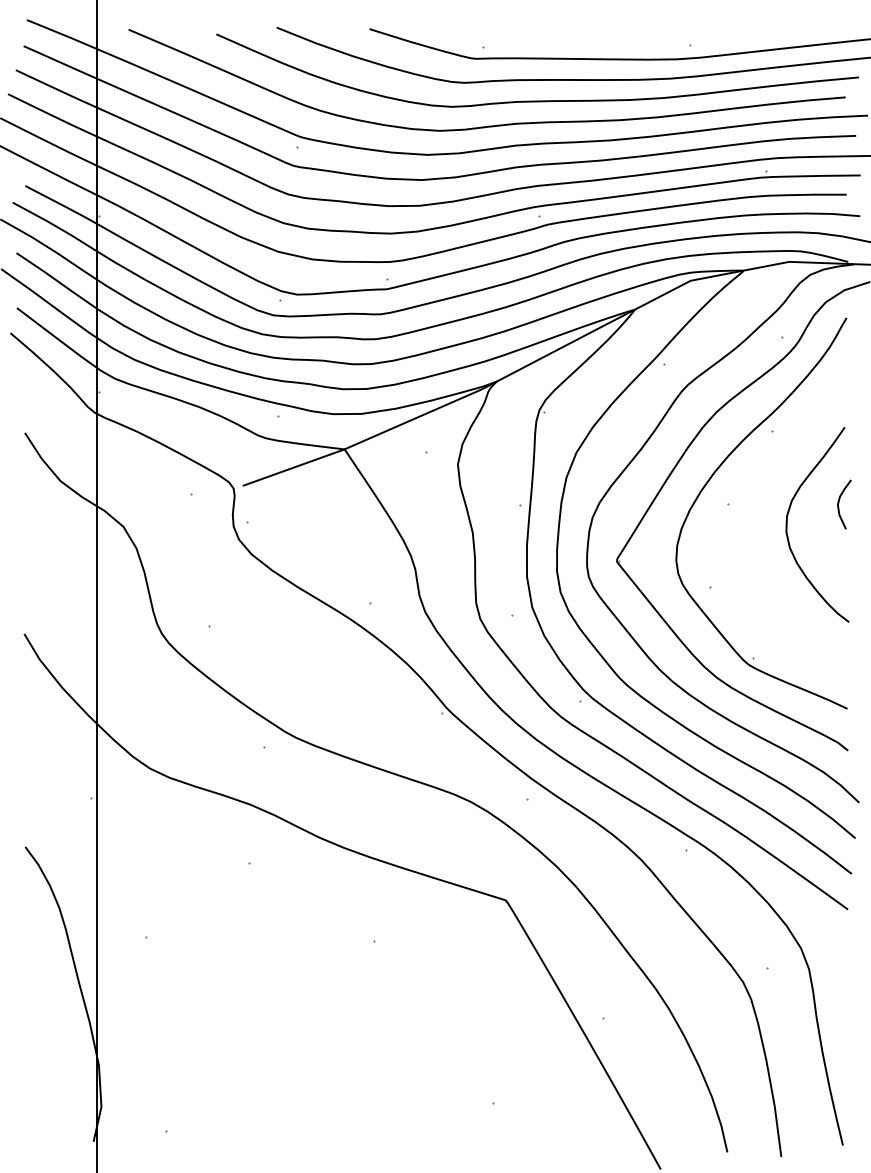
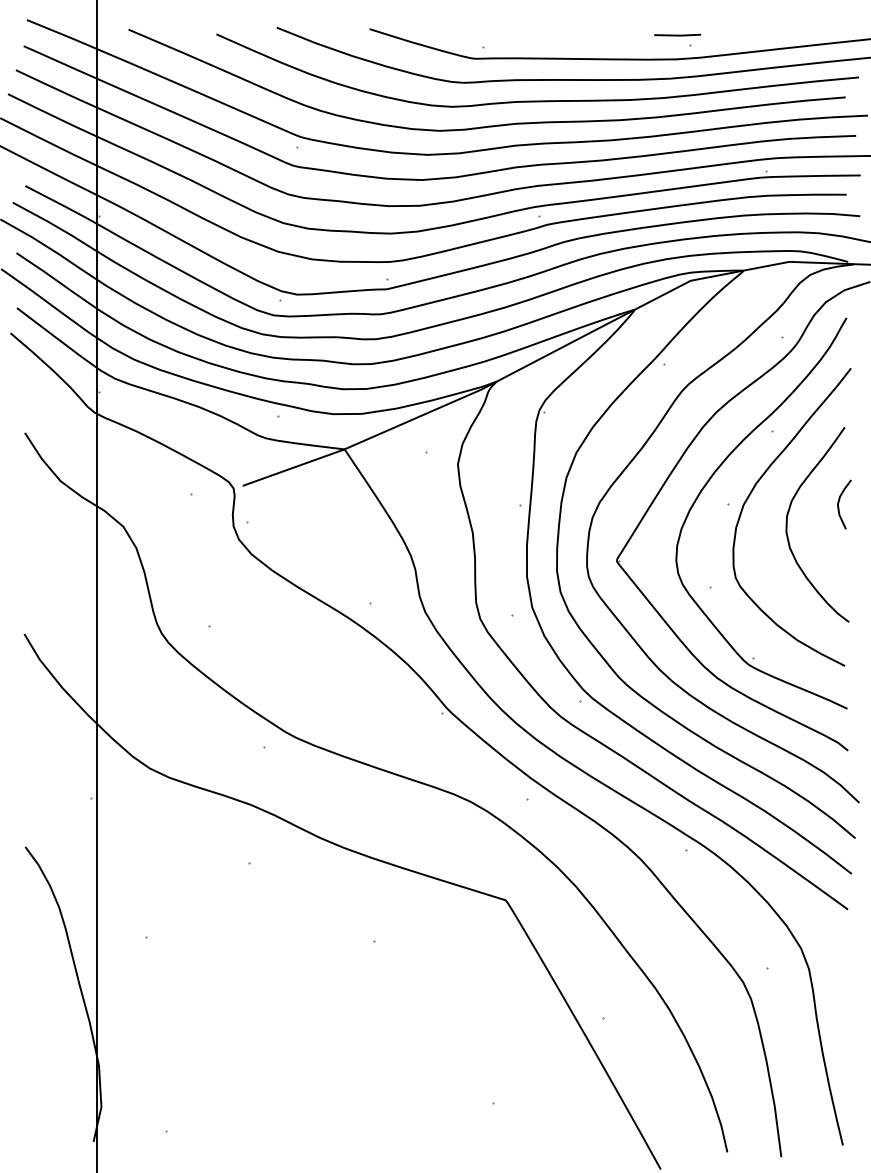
line: none -> present (677, 34)
curve: none -> present (752, 492)
